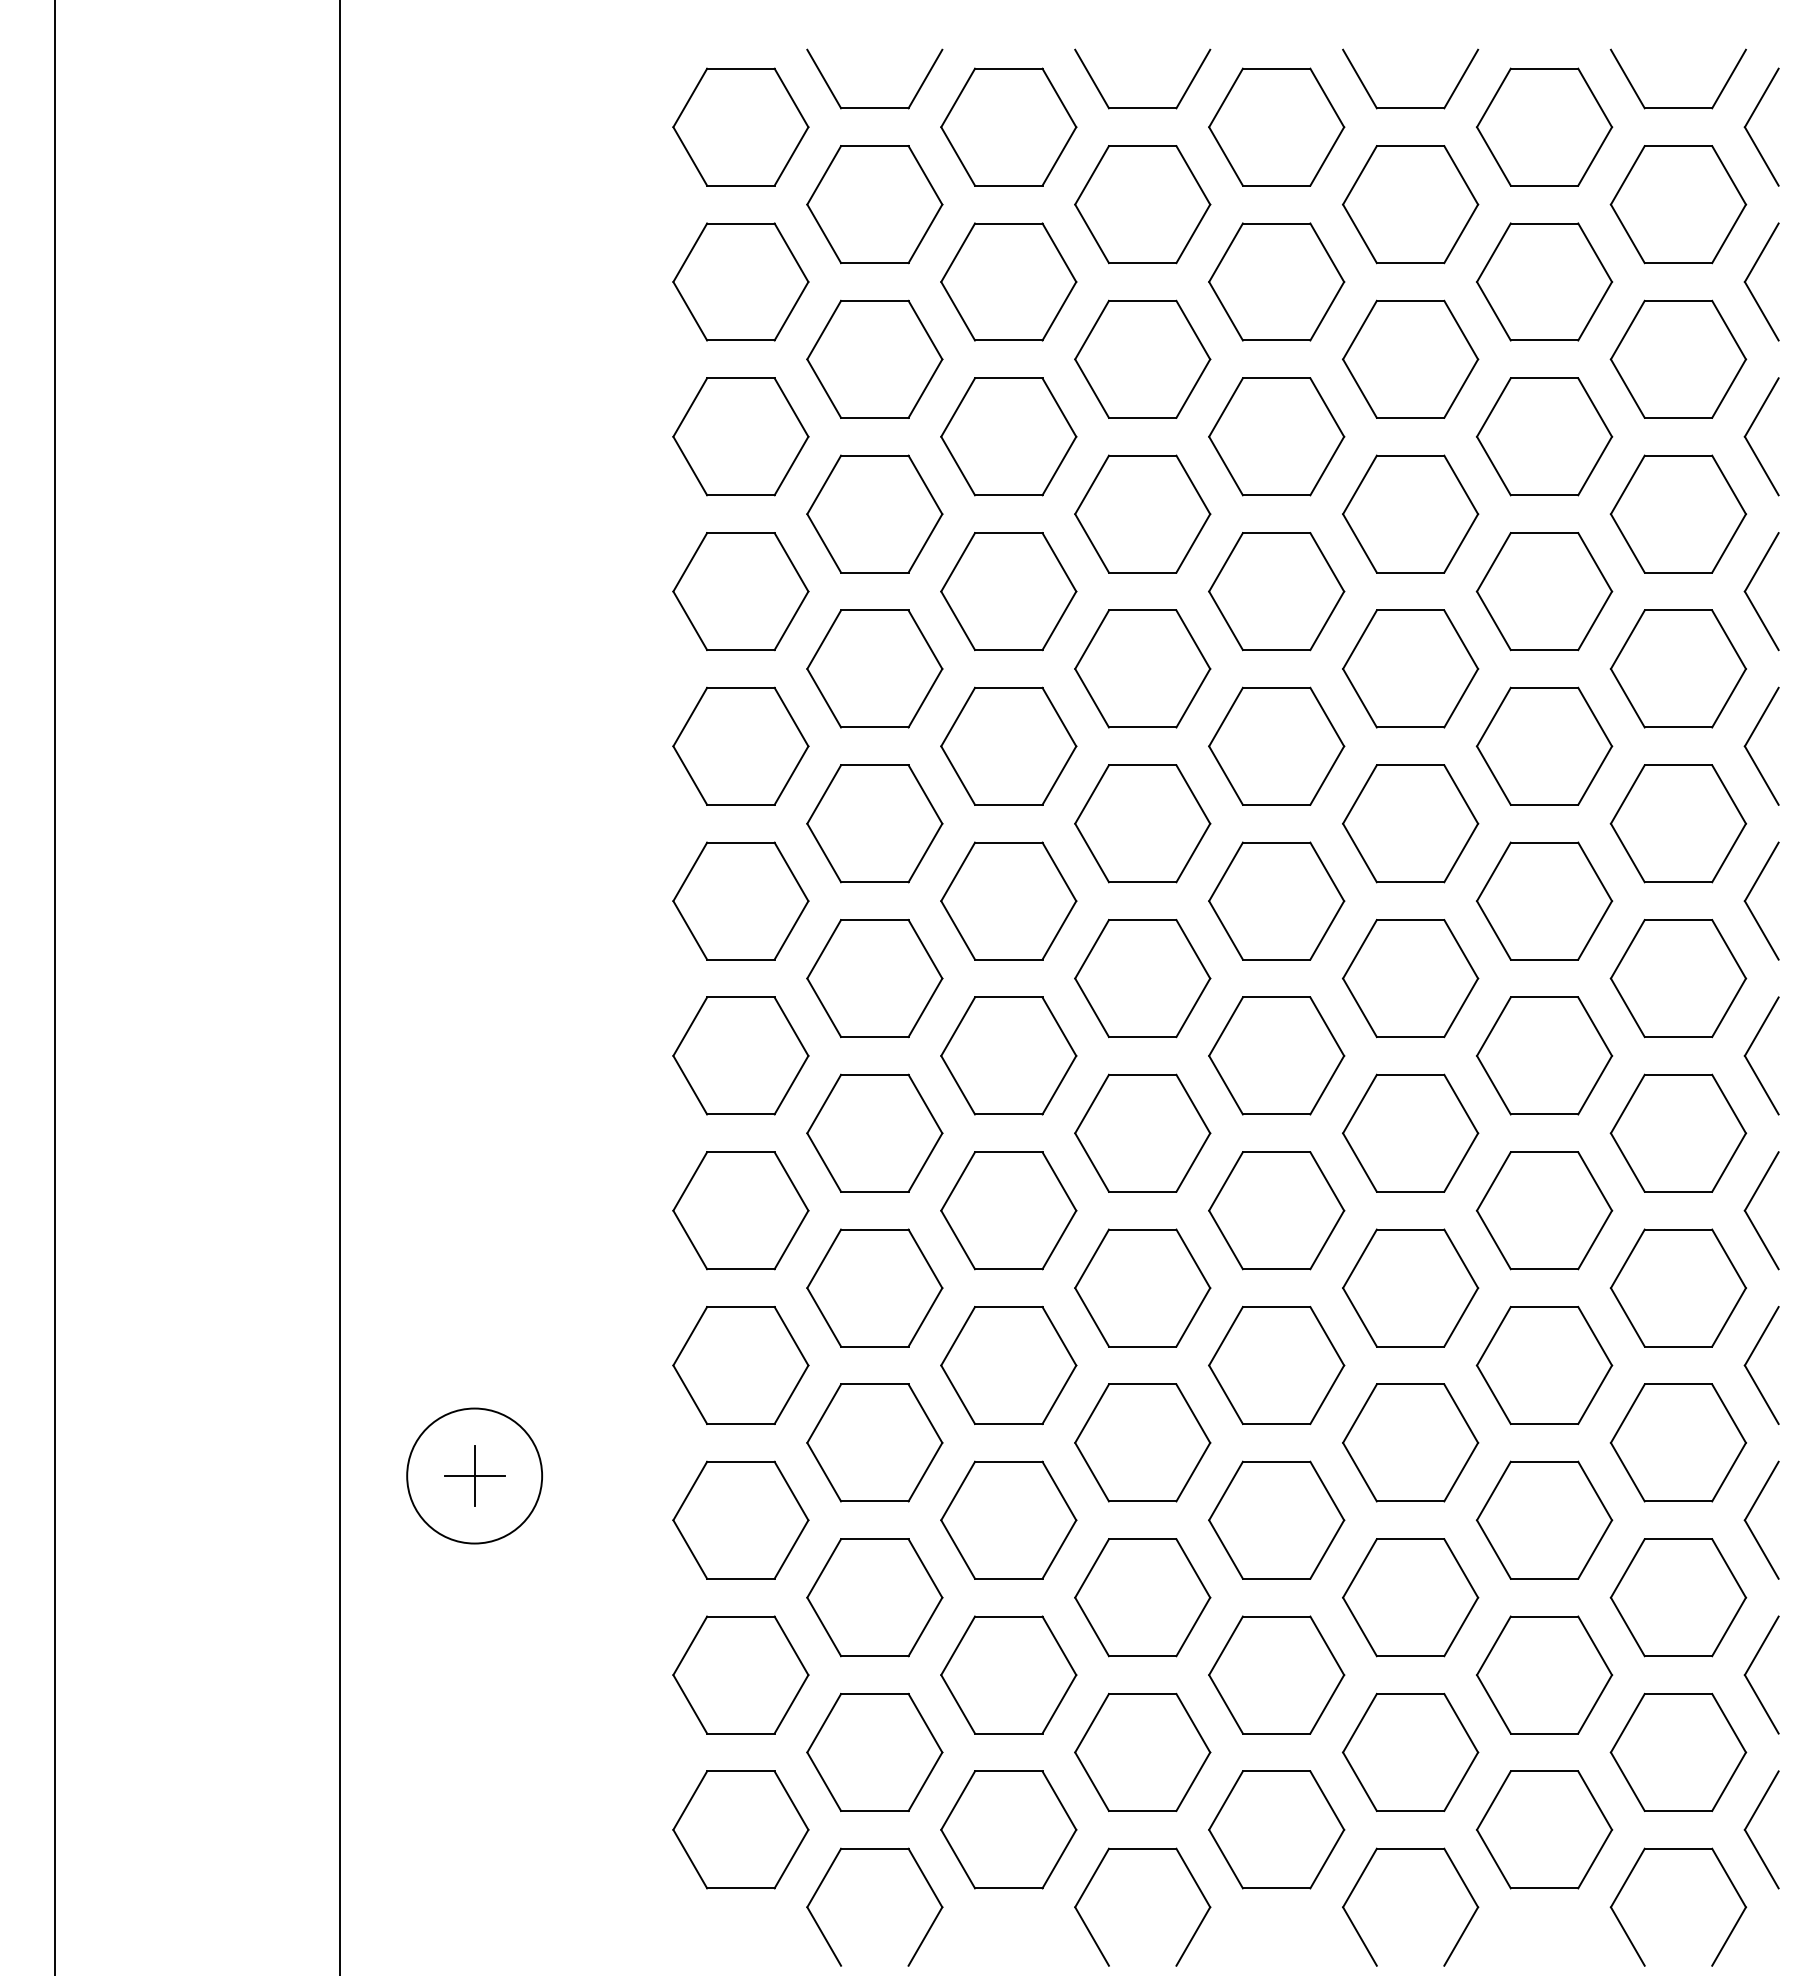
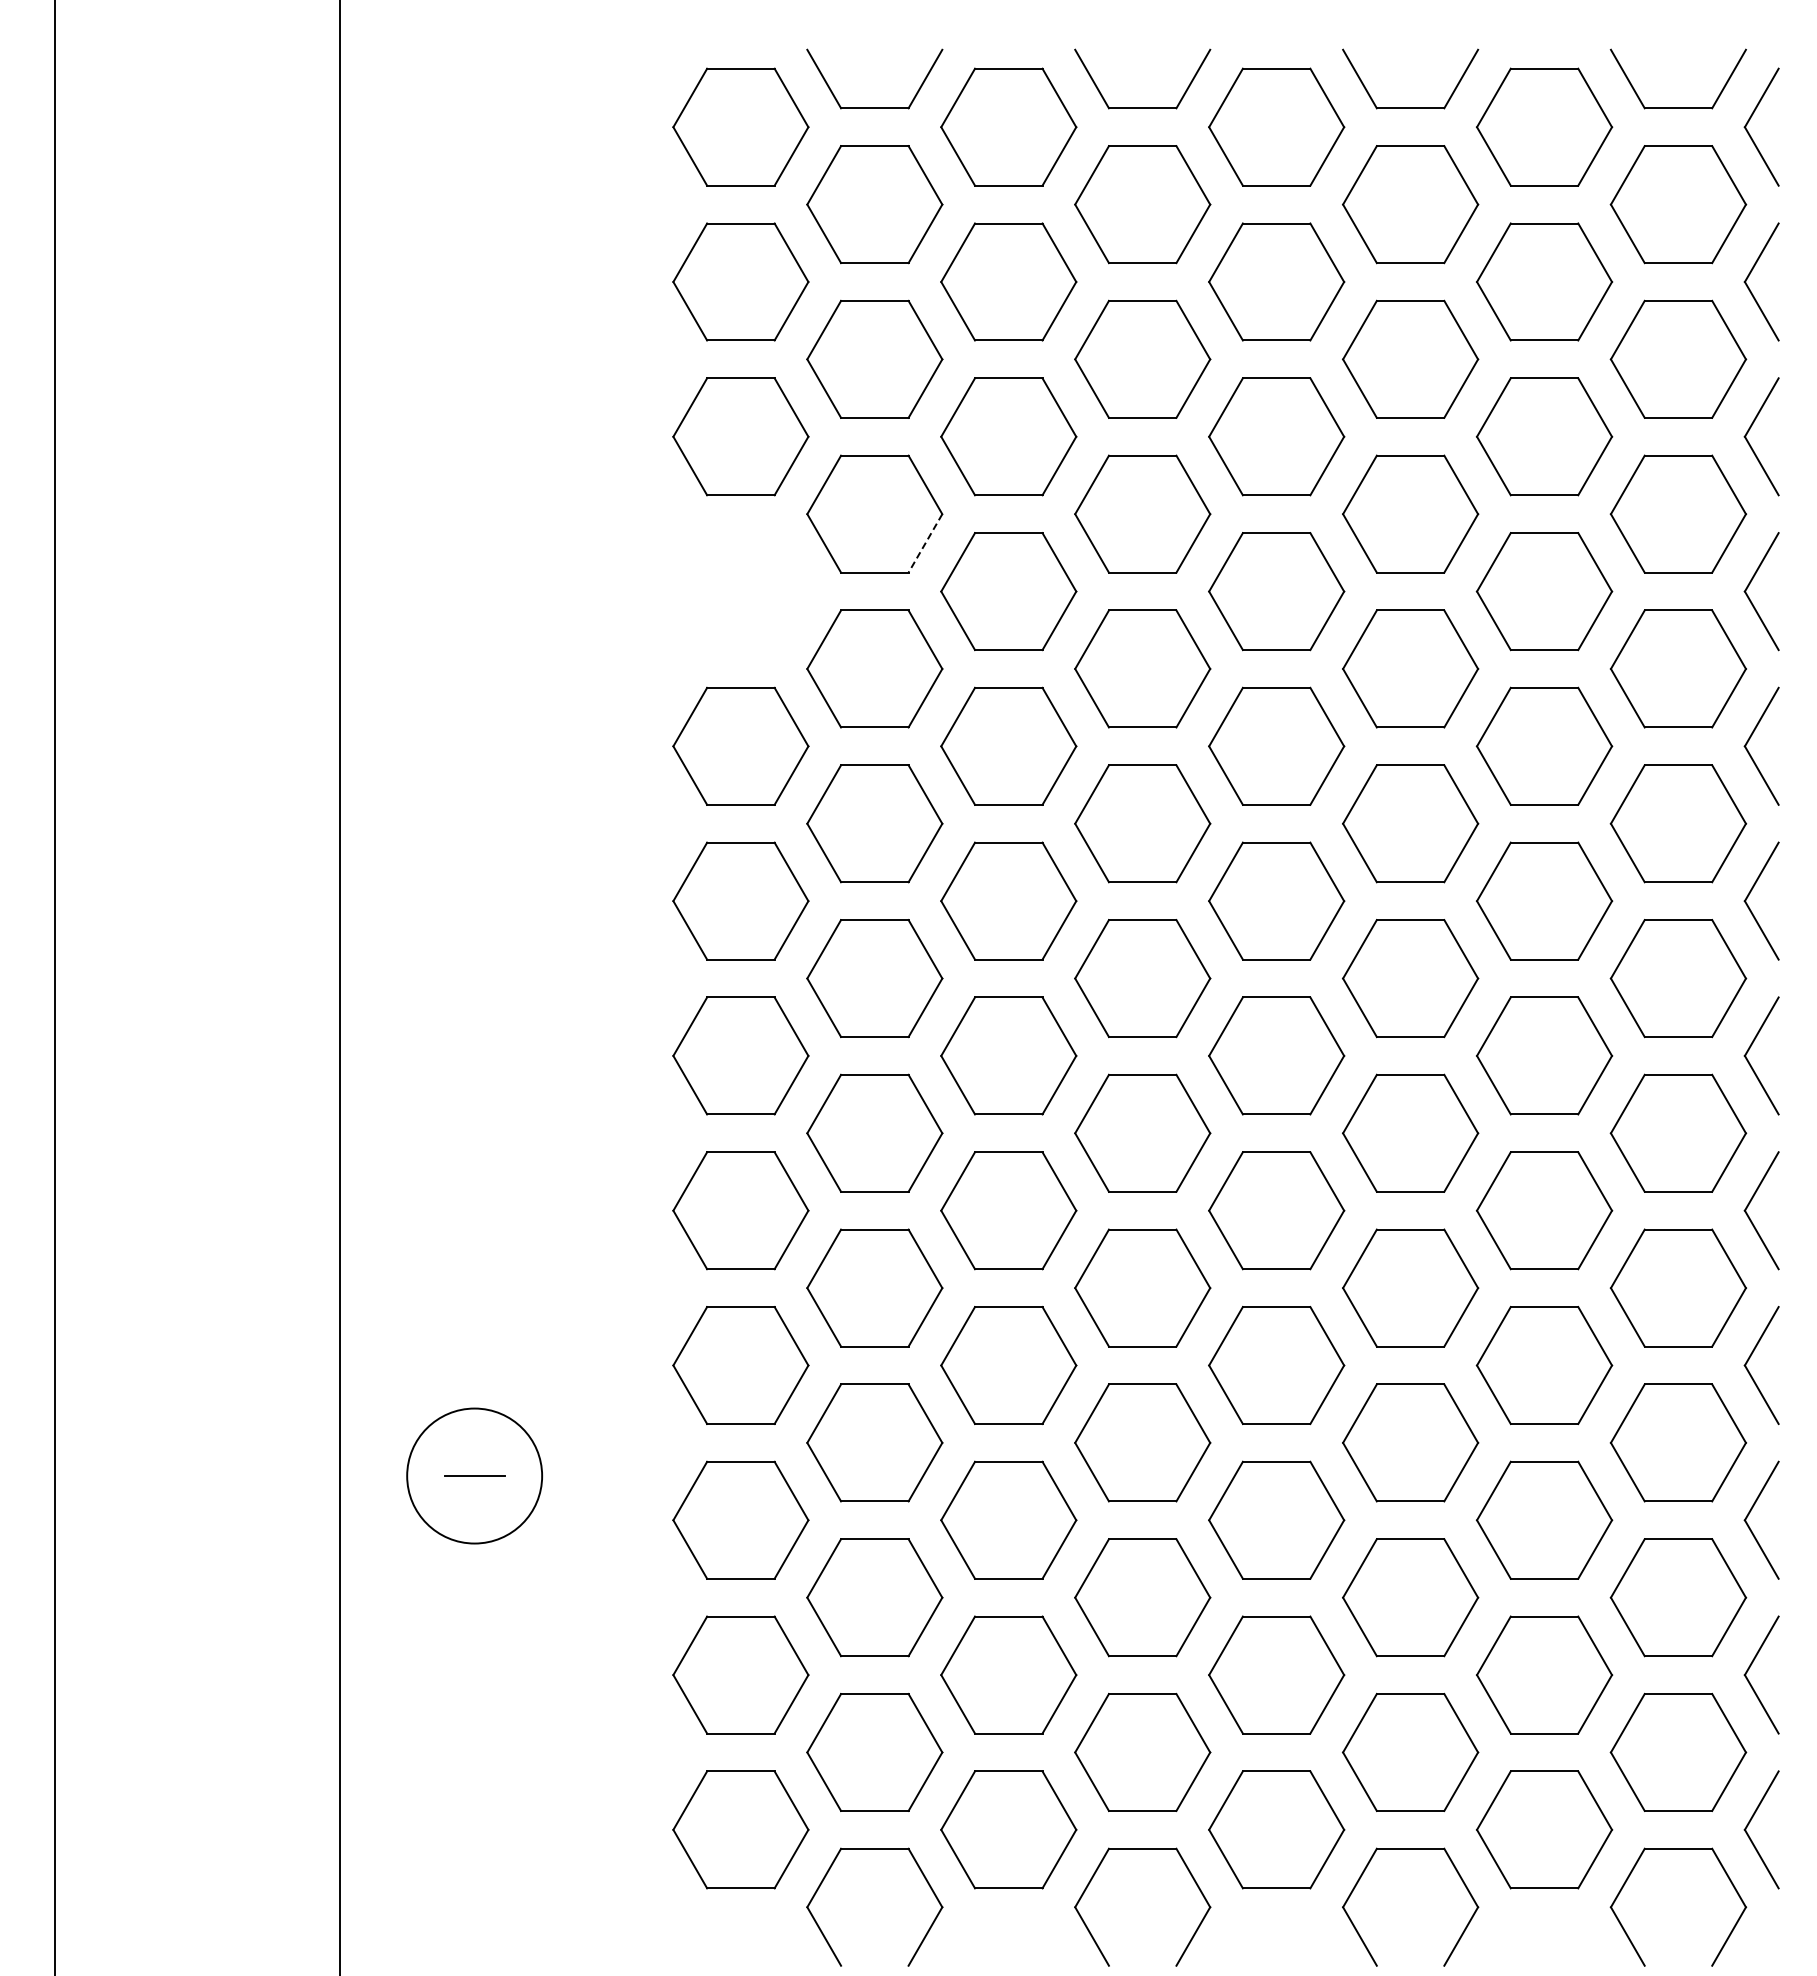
line: solid -> dashed (925, 543)
part: present -> none (740, 591)
line: present -> none (474, 1476)
